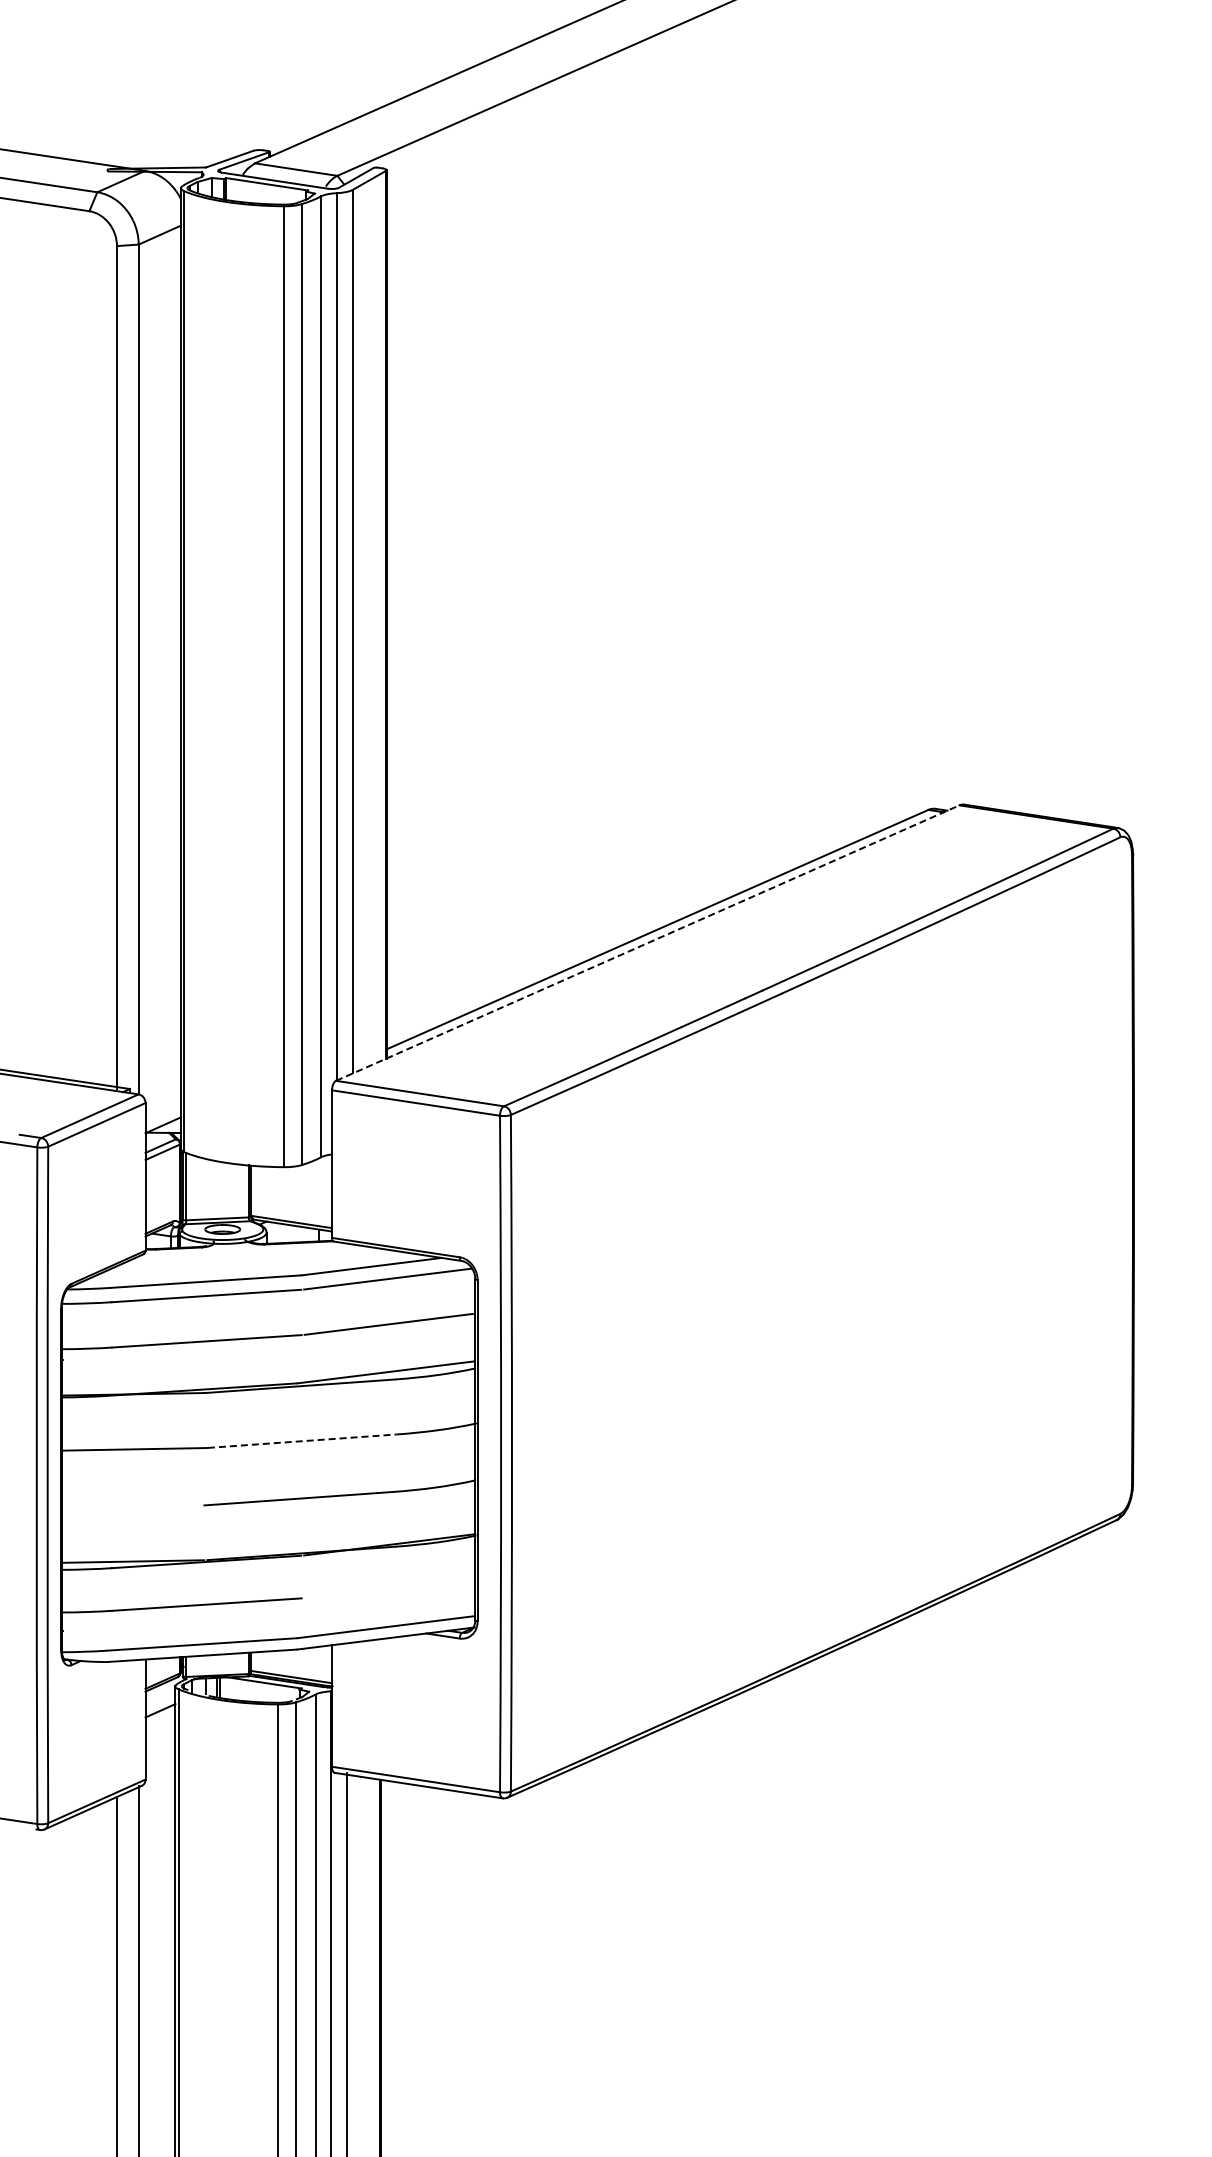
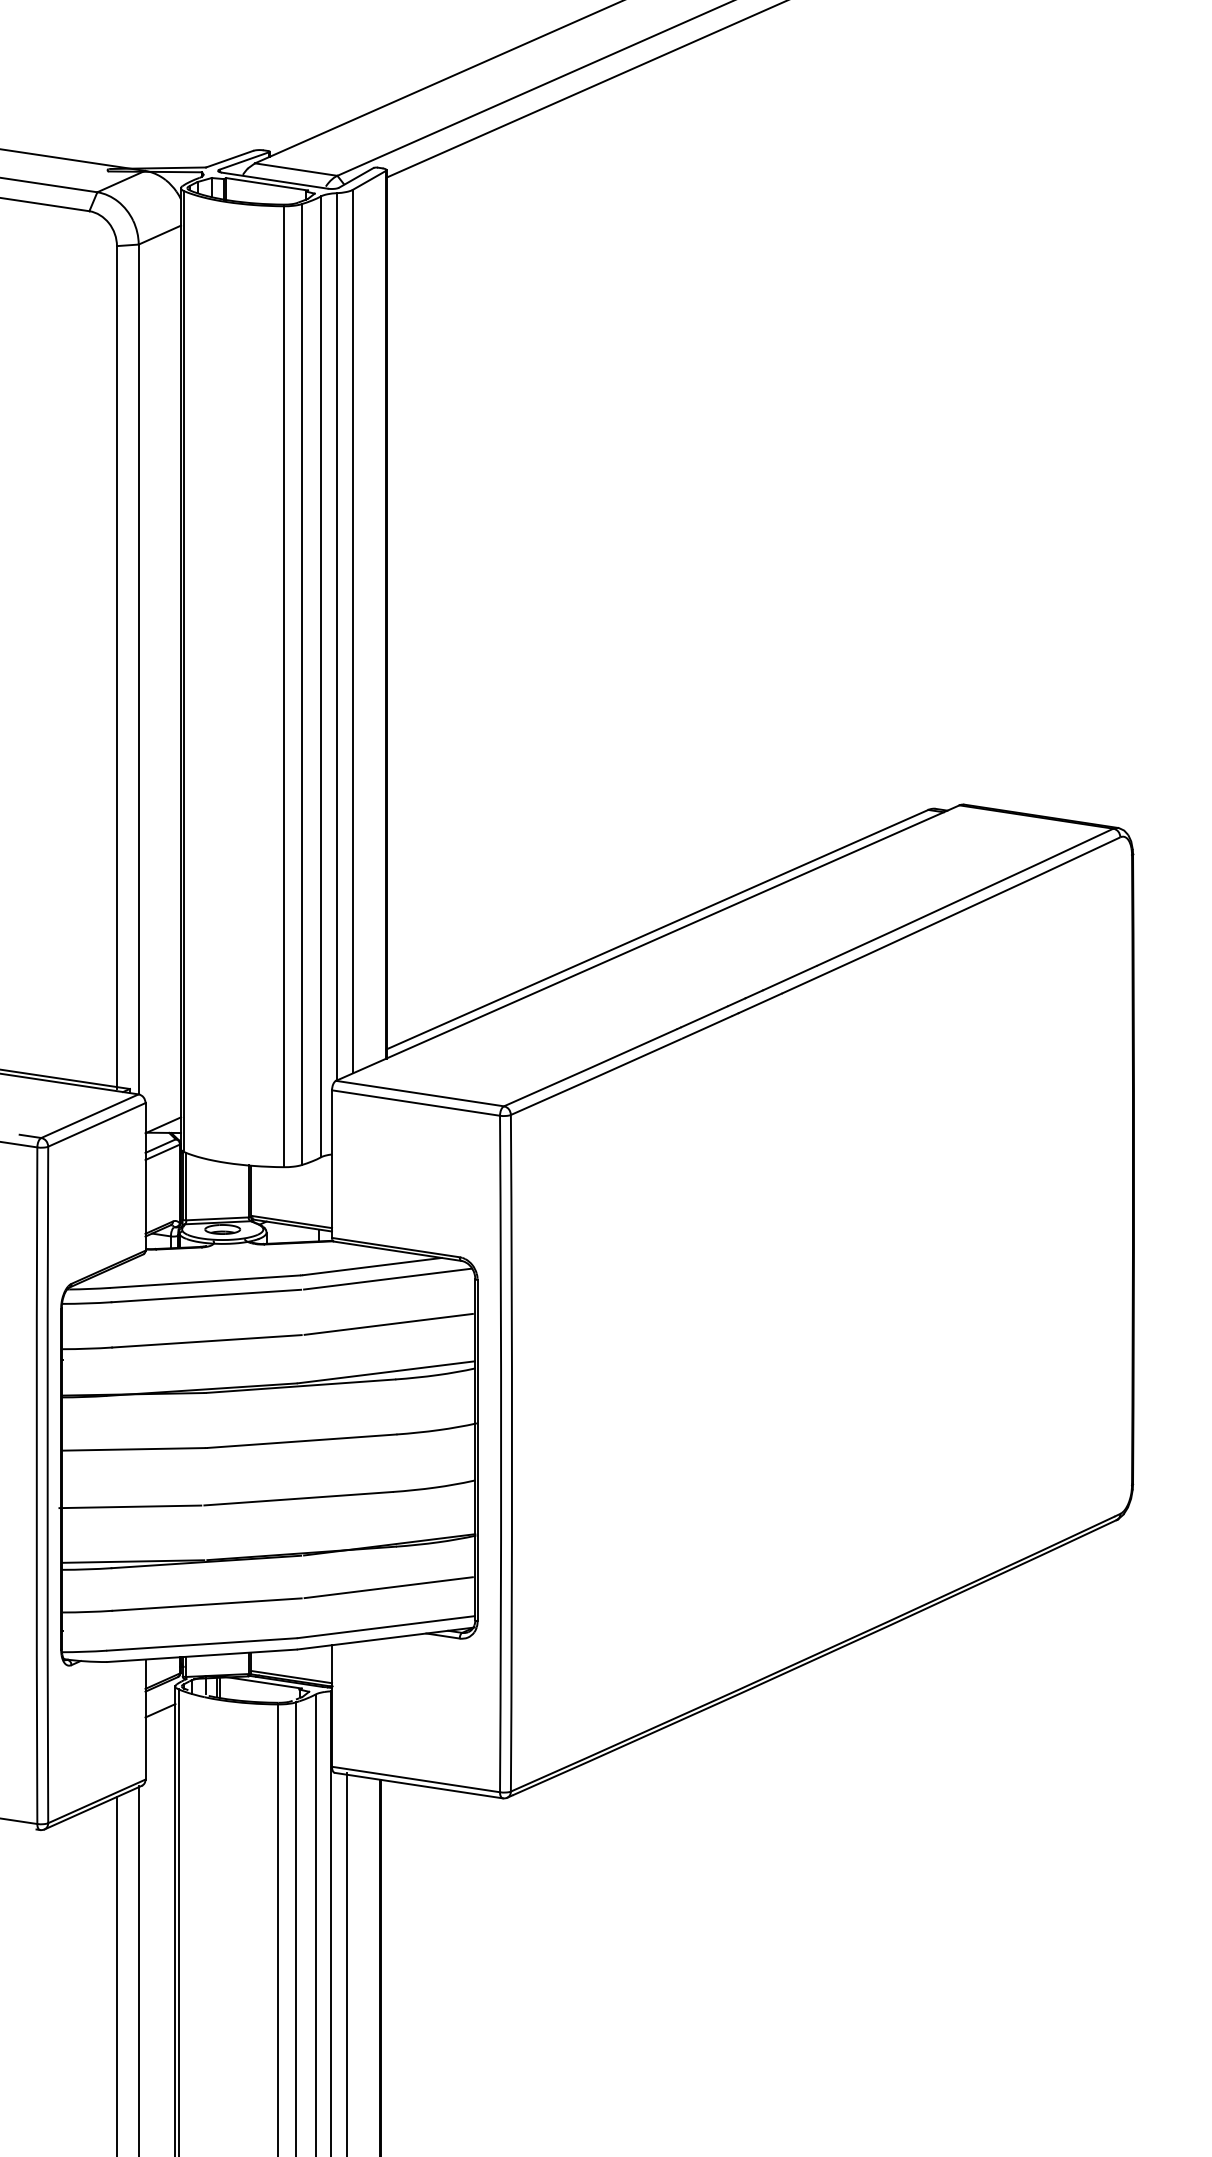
line: none -> present (584, 89)
line: dashed -> solid (647, 943)
line: dashed -> solid (302, 1441)
line: none -> present (130, 1506)
line: none -> present (388, 1587)
